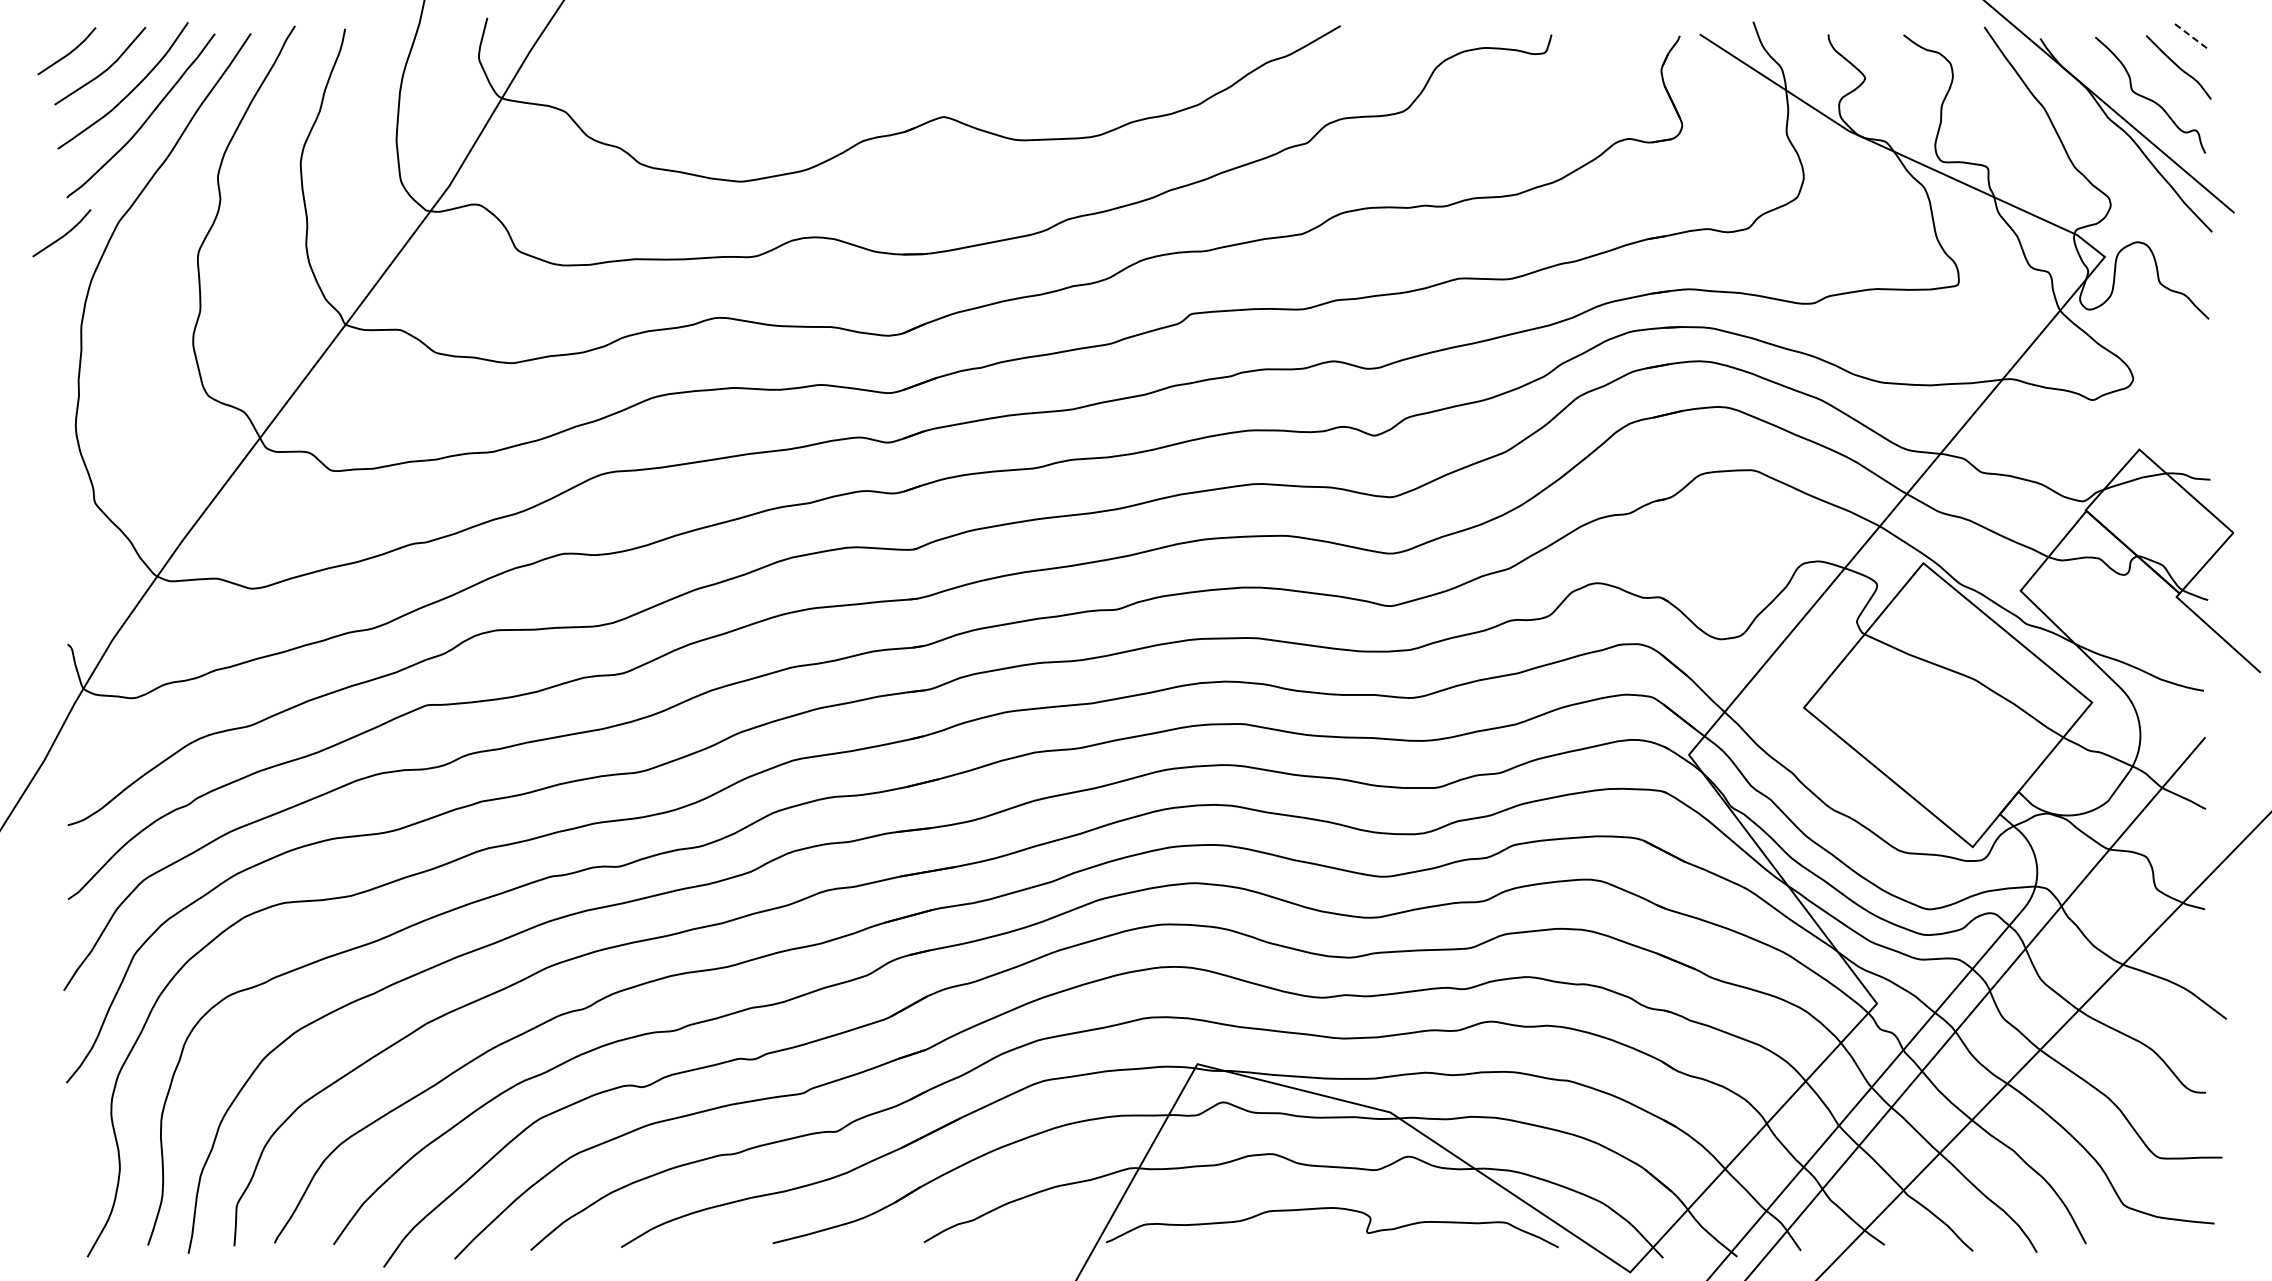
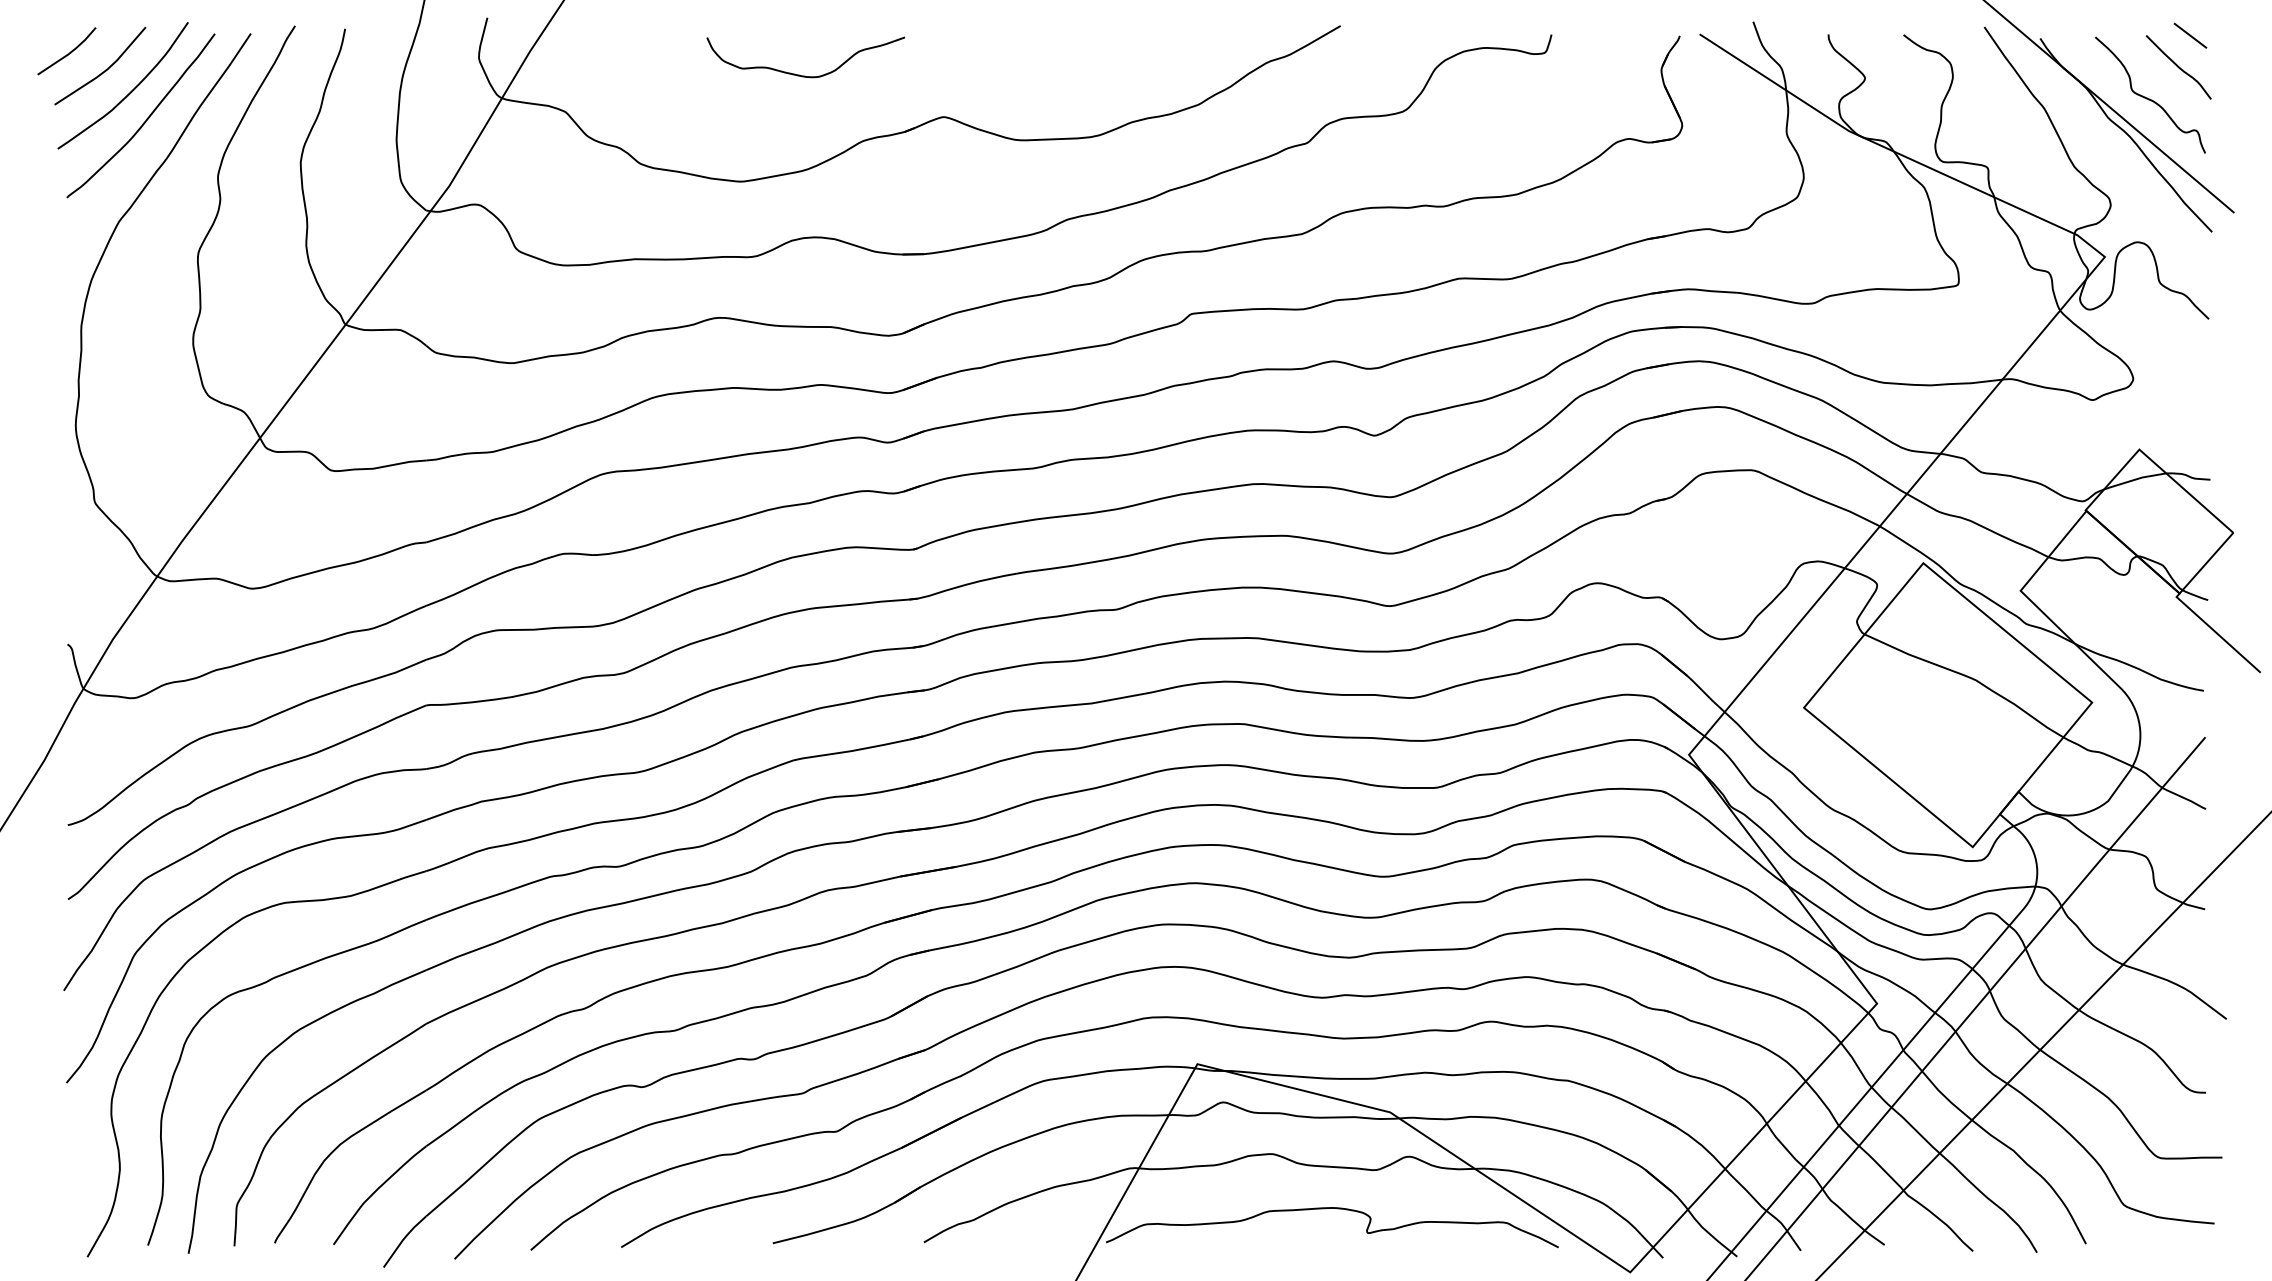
line: dashed -> solid (2190, 35)
curve: none -> present (805, 75)
line: present -> none (62, 235)
